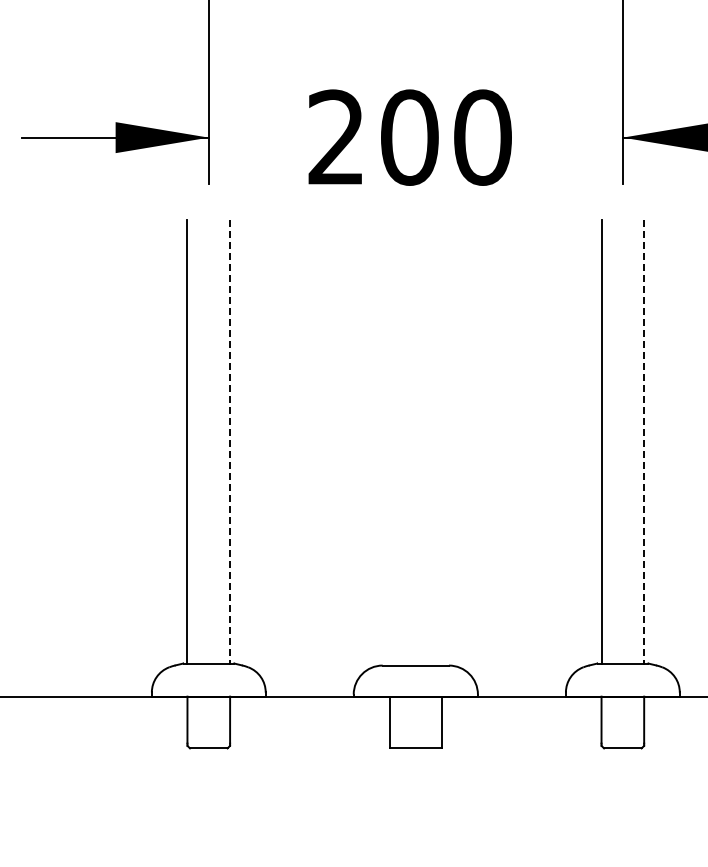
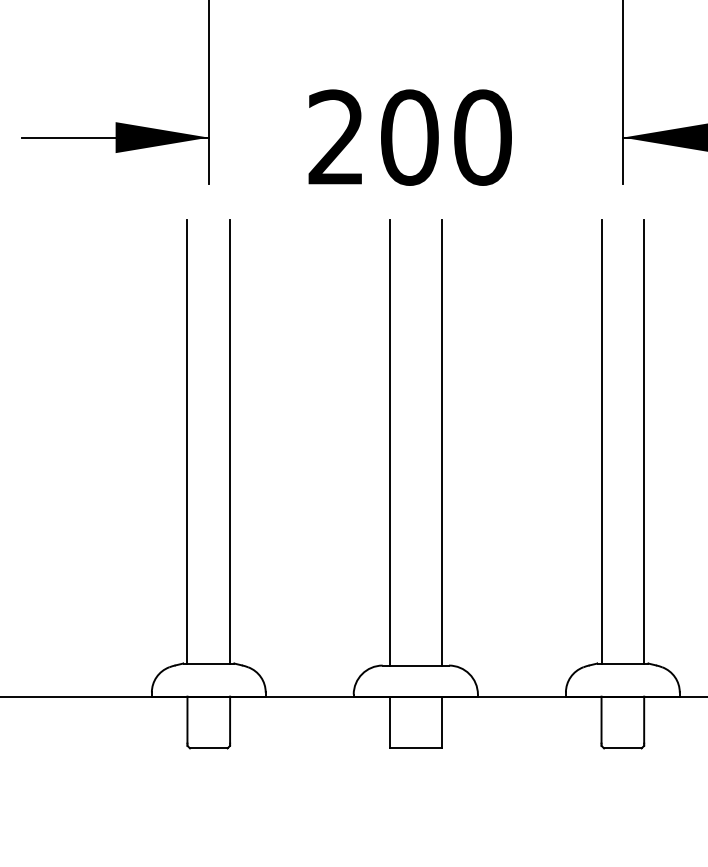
line: dashed -> solid (230, 441)
line: dashed -> solid (644, 441)
line: none -> present (389, 442)
line: none -> present (441, 442)
